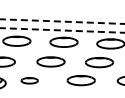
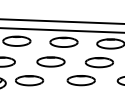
line: dashed -> solid (62, 21)
line: dashed -> solid (62, 30)
part size: 19x8 px -> 30x12 px (29, 80)
